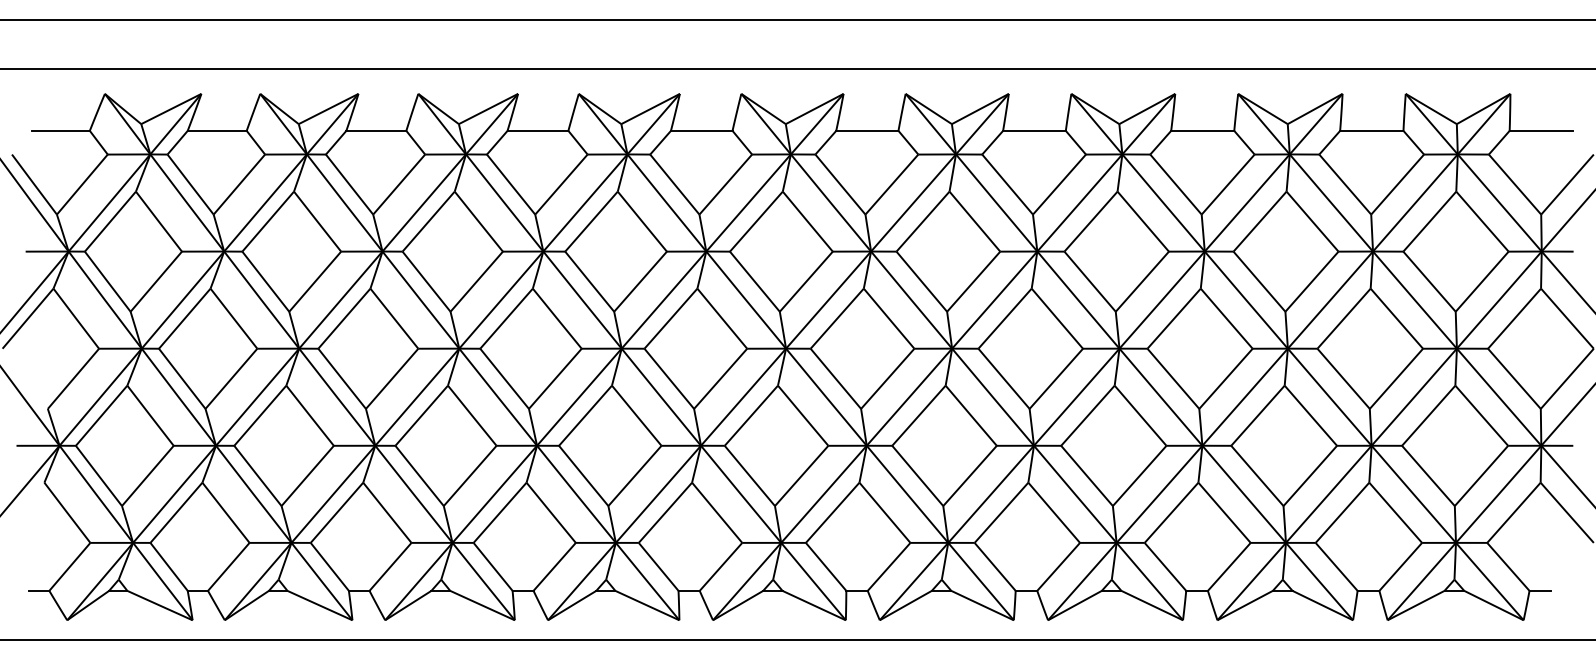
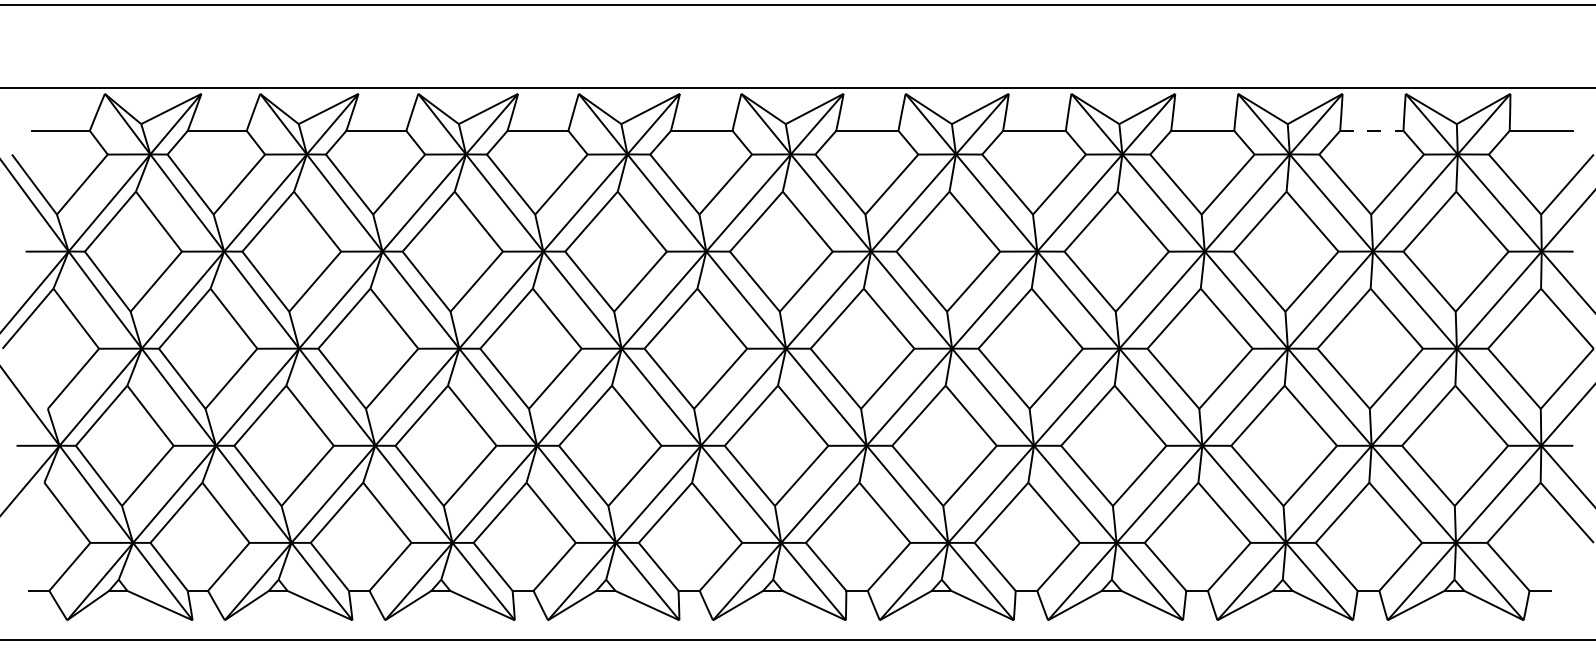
line position: (797, 19) -> (797, 4) (797, 4)
line position: (797, 69) -> (797, 88) (797, 88)
line: solid -> dashed (1371, 130)
